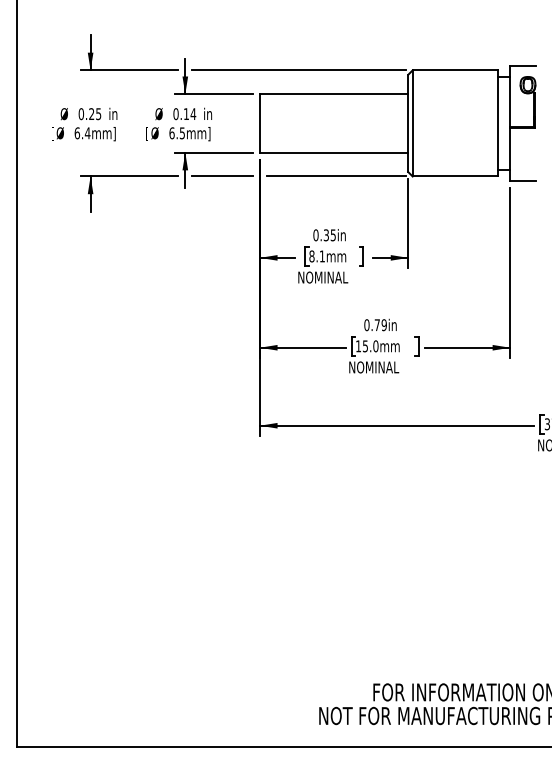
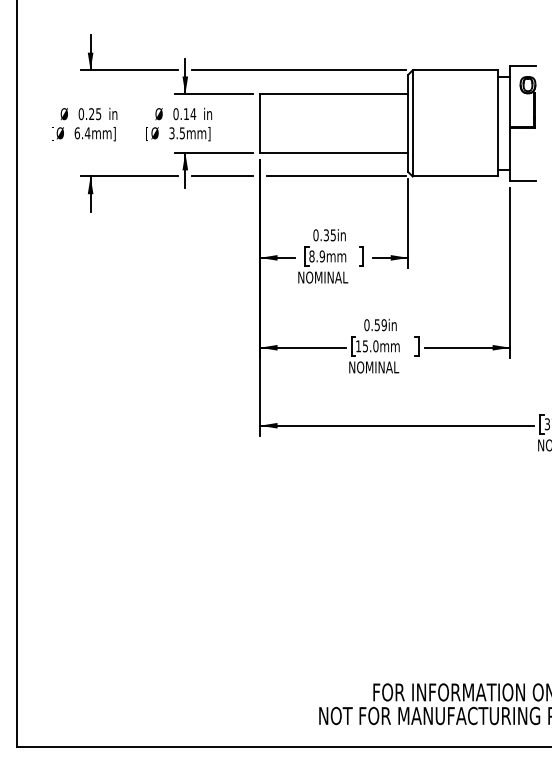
text: 6.5mm] -> 3.5mm] (171, 133)
text: 8.1mm -> 8.9mm (322, 256)
text: 0.79in -> 0.59in (376, 325)
